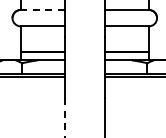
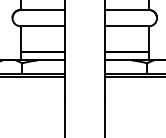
line: dashed -> solid (42, 9)
line: dashed -> solid (64, 118)
